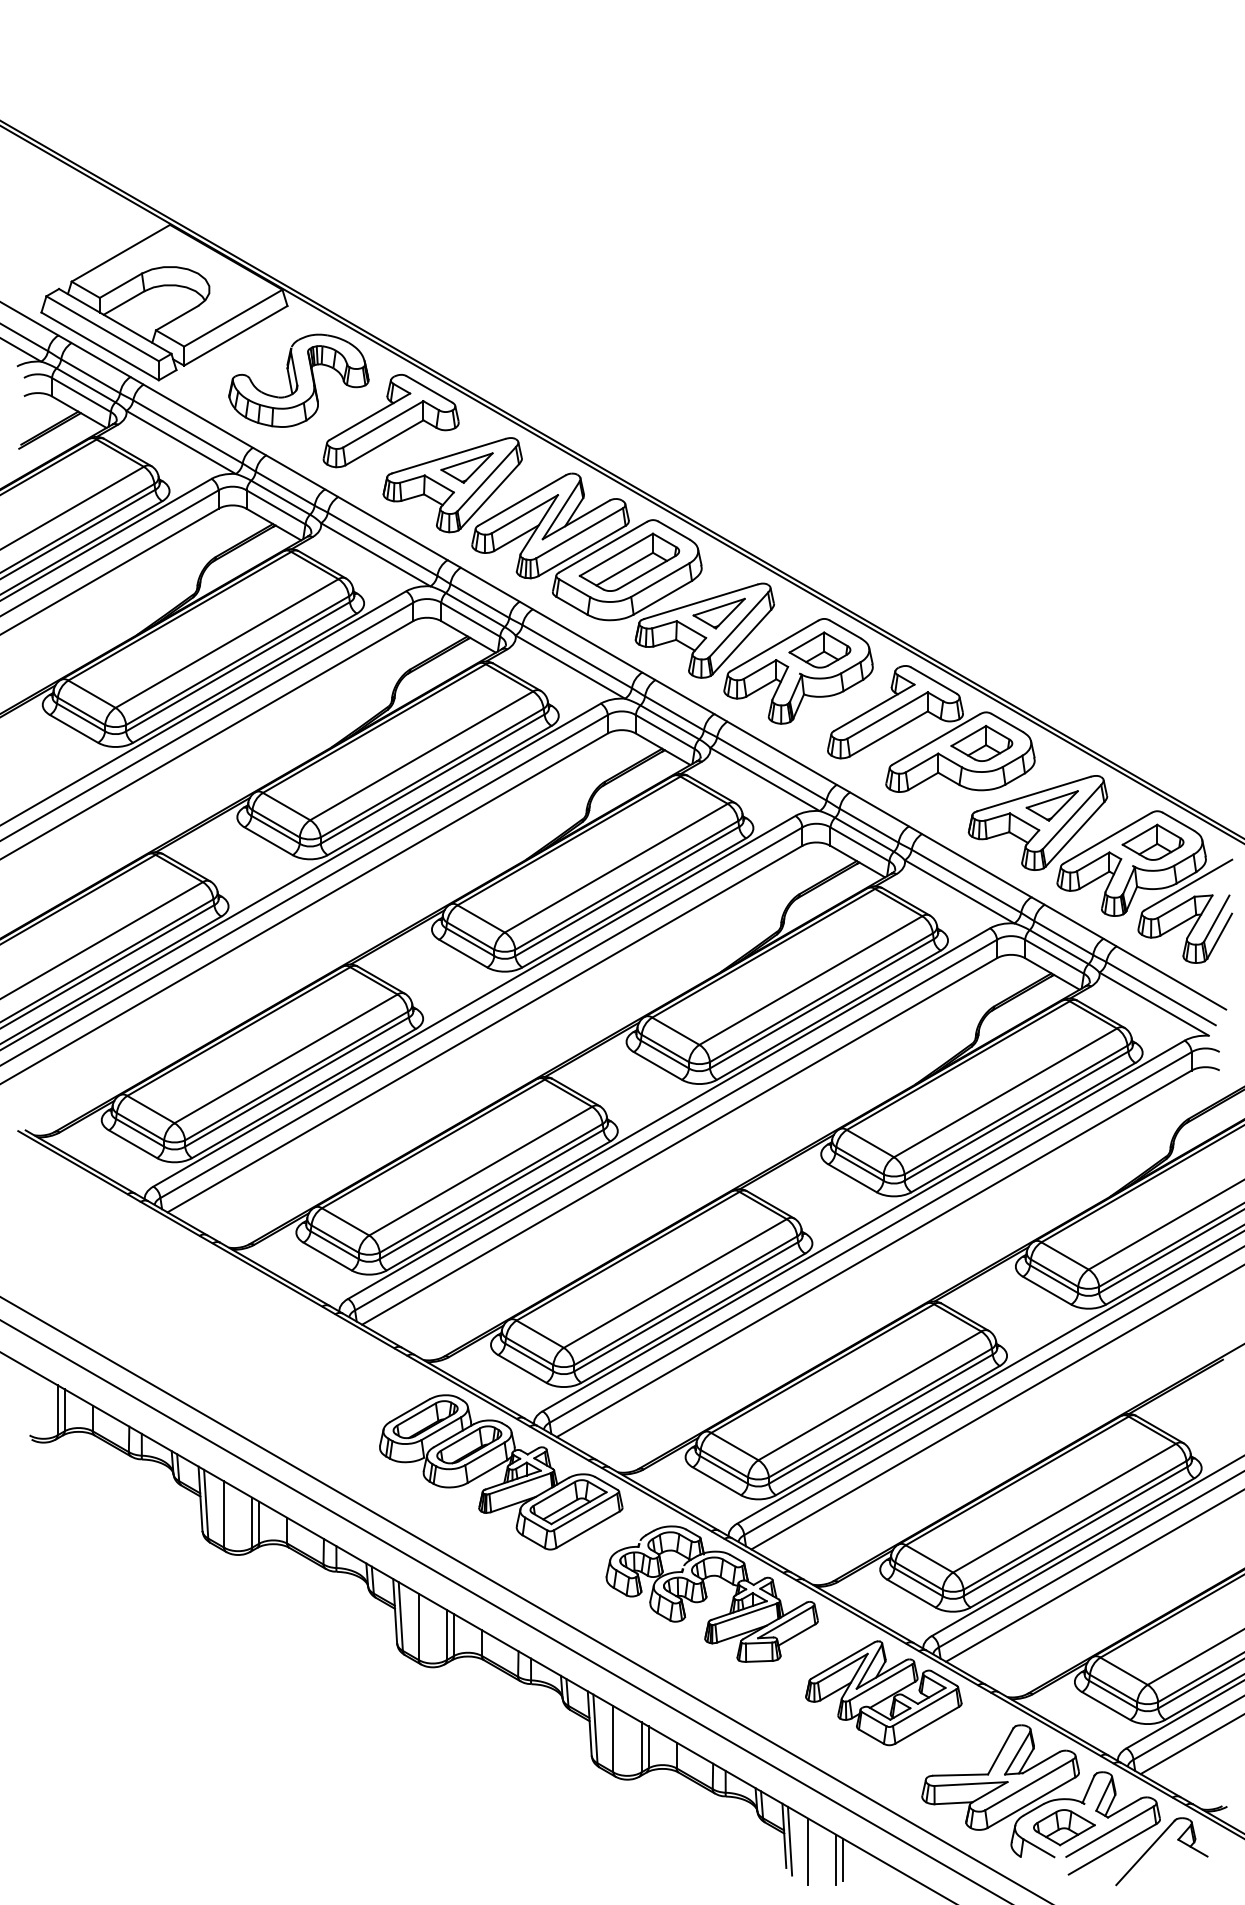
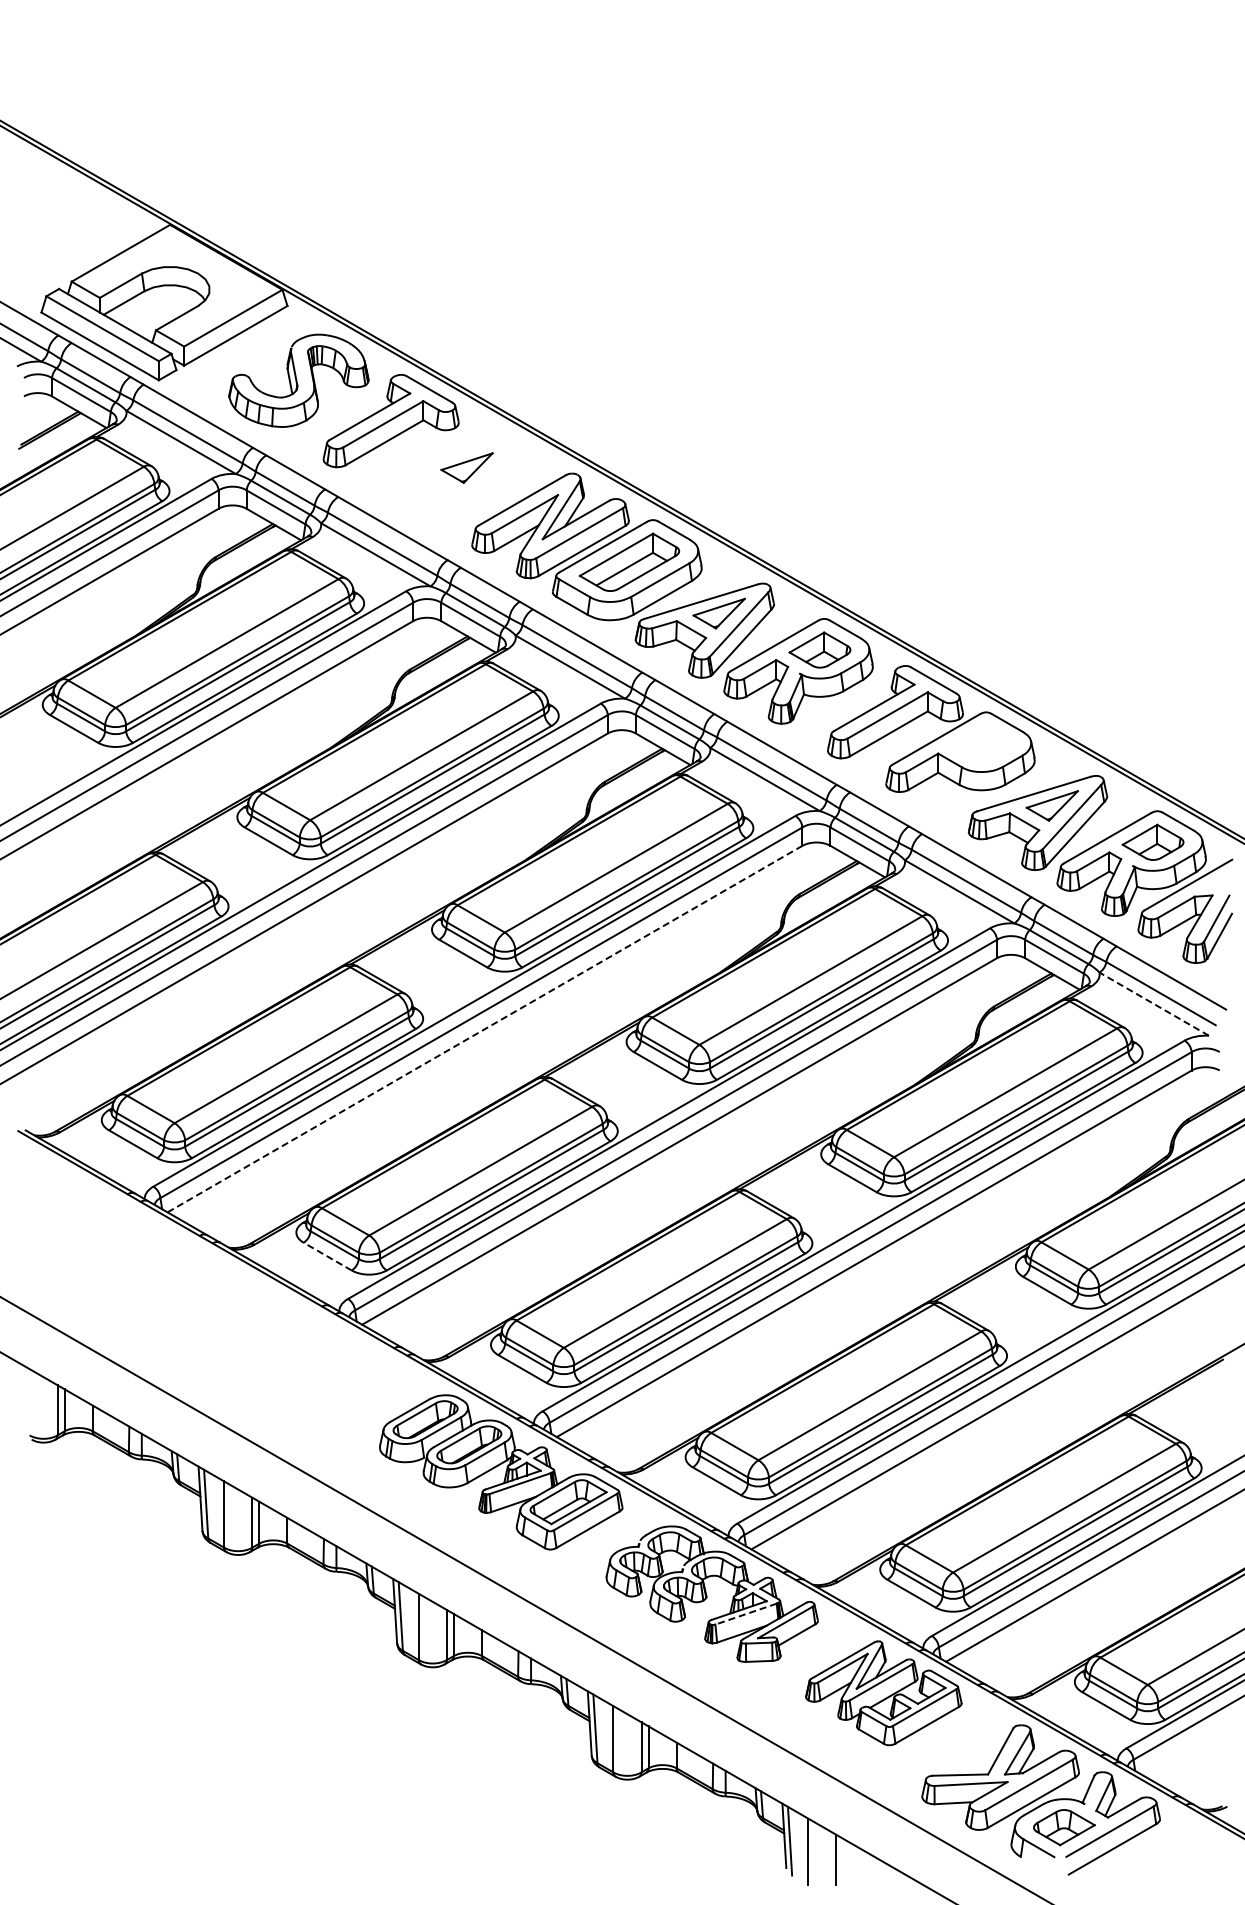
part: present -> none (452, 485)
part: present -> none (981, 743)
line: solid -> dashed (1153, 1003)
line: solid -> dashed (485, 1029)
line: solid -> dashed (327, 1256)
line: present -> none (504, 1611)
line: solid -> dashed (745, 1614)
line: present -> none (1190, 1744)
part: present -> none (1154, 1844)
line: present -> none (843, 1859)
